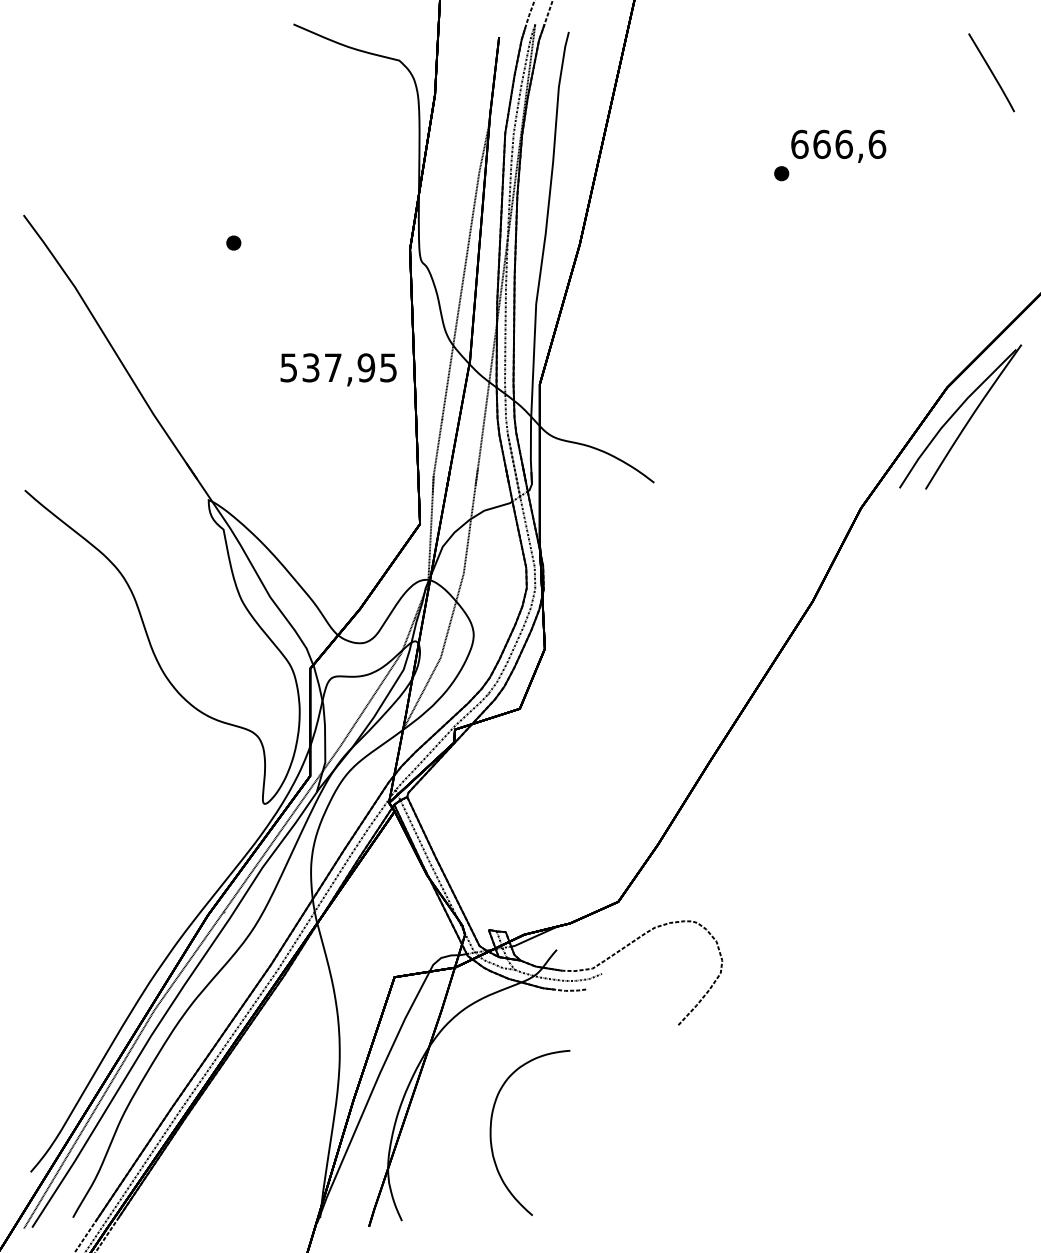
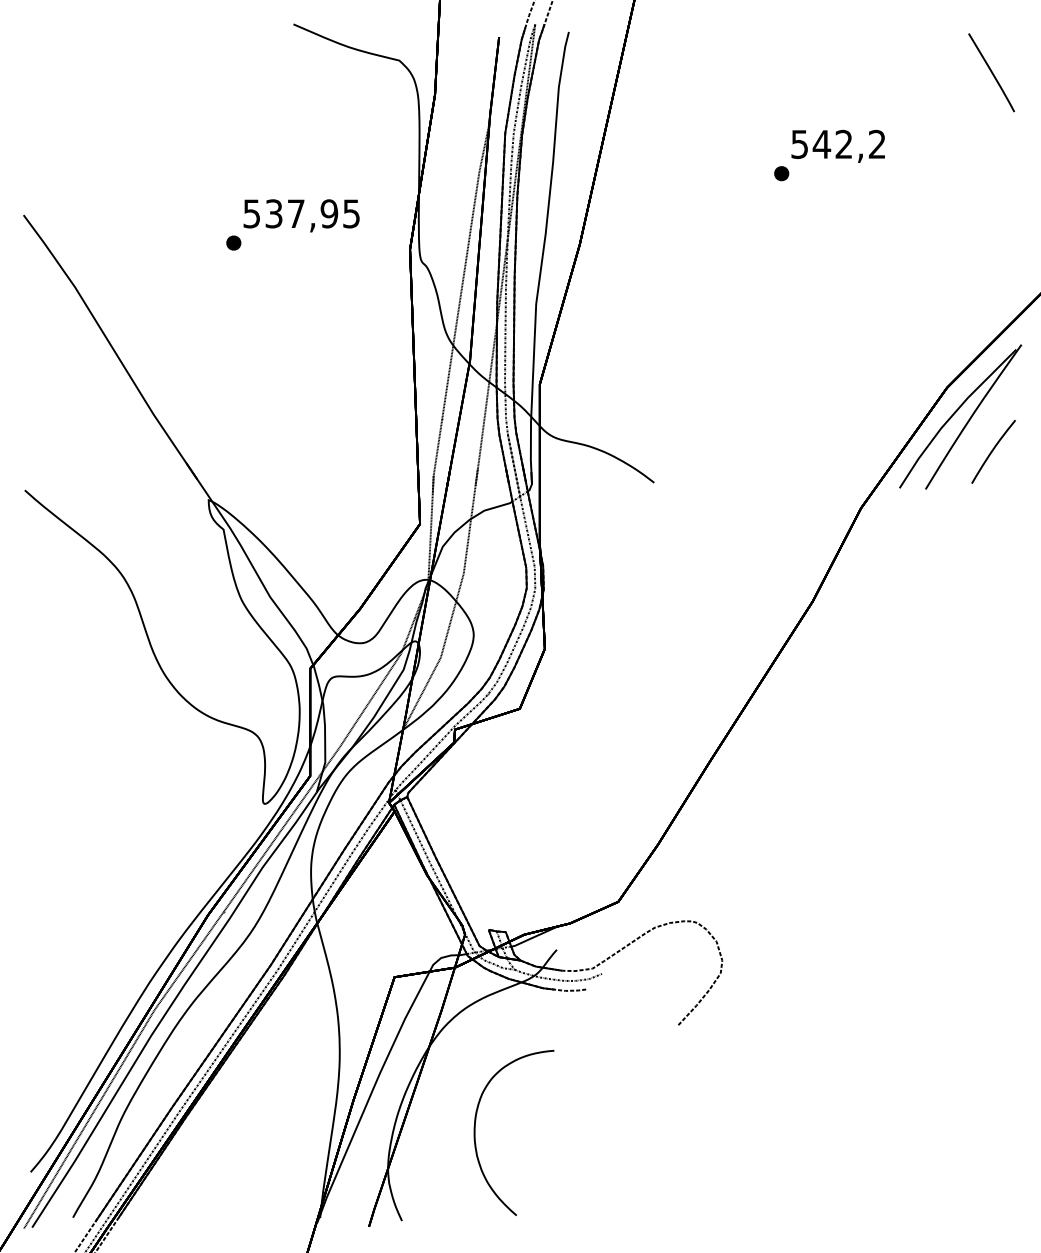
text: 666,6 -> 542,2 (838, 143)
text position: (338, 369) -> (301, 215) (301, 215)
part: none -> present (993, 451)
part position: (491, 1132) -> (475, 1132) (475, 1132)
